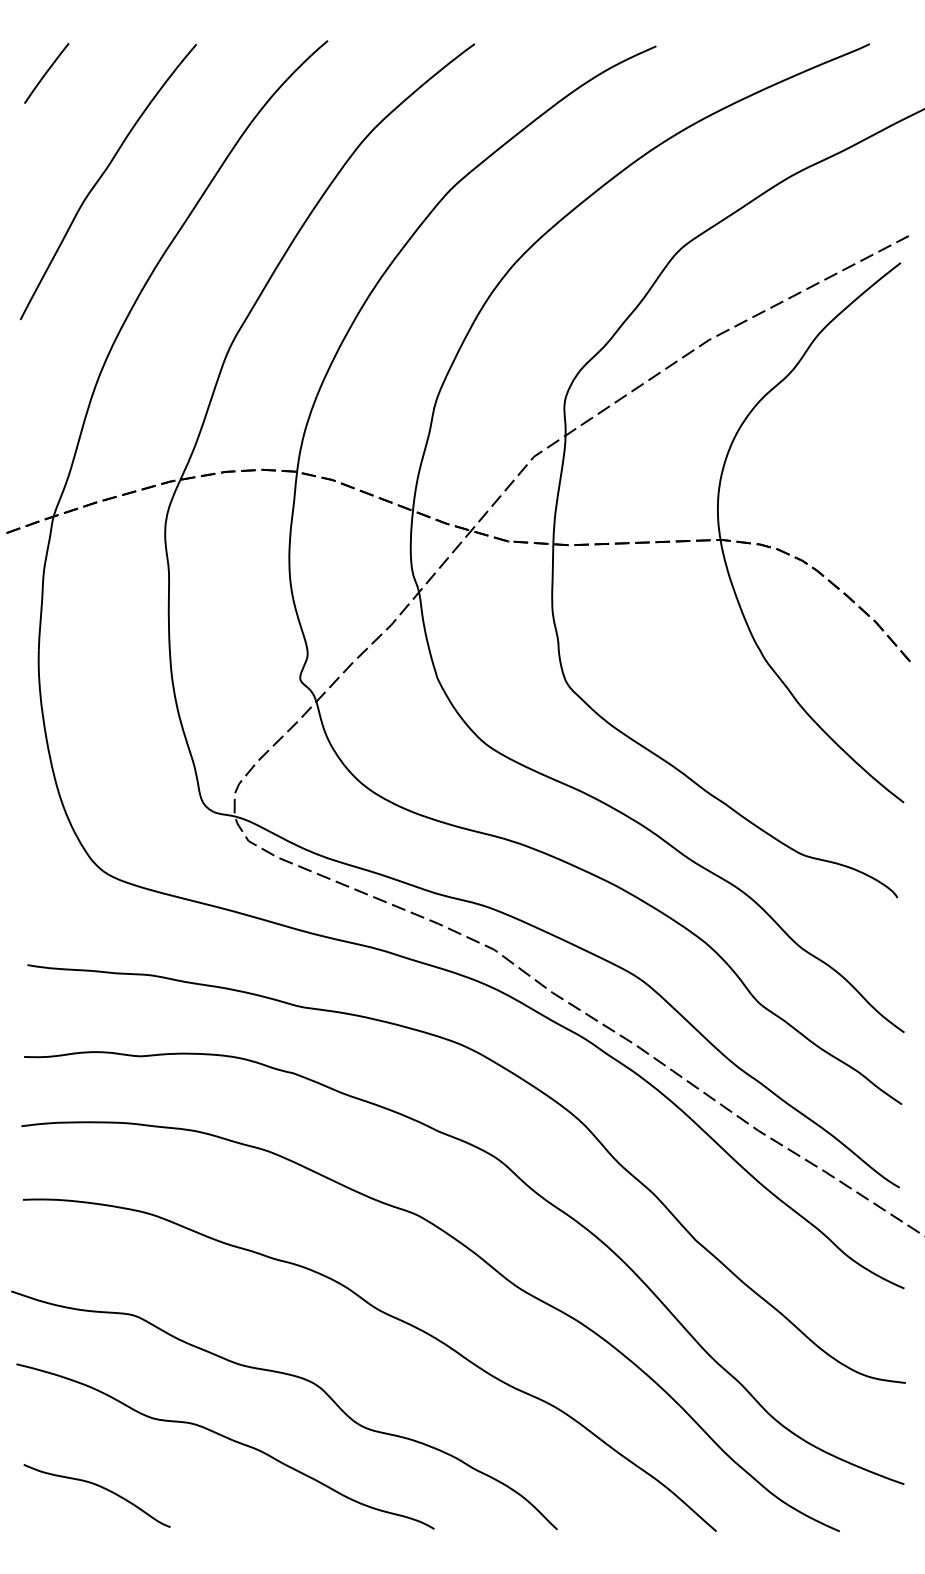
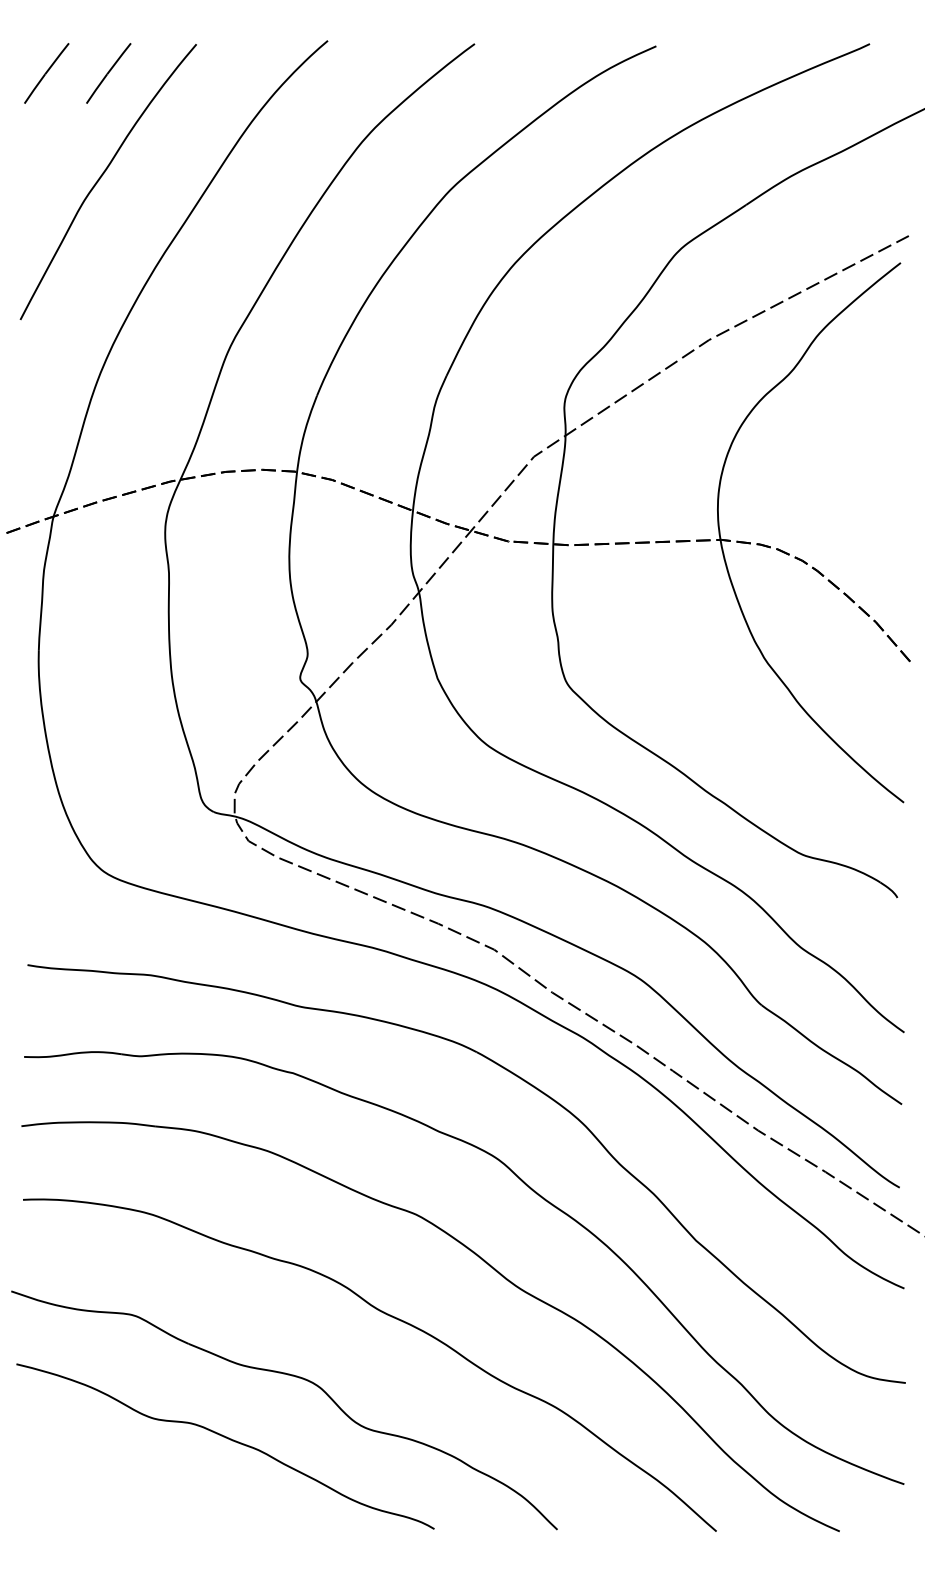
line: none -> present (108, 73)
curve: present -> none (100, 1487)
